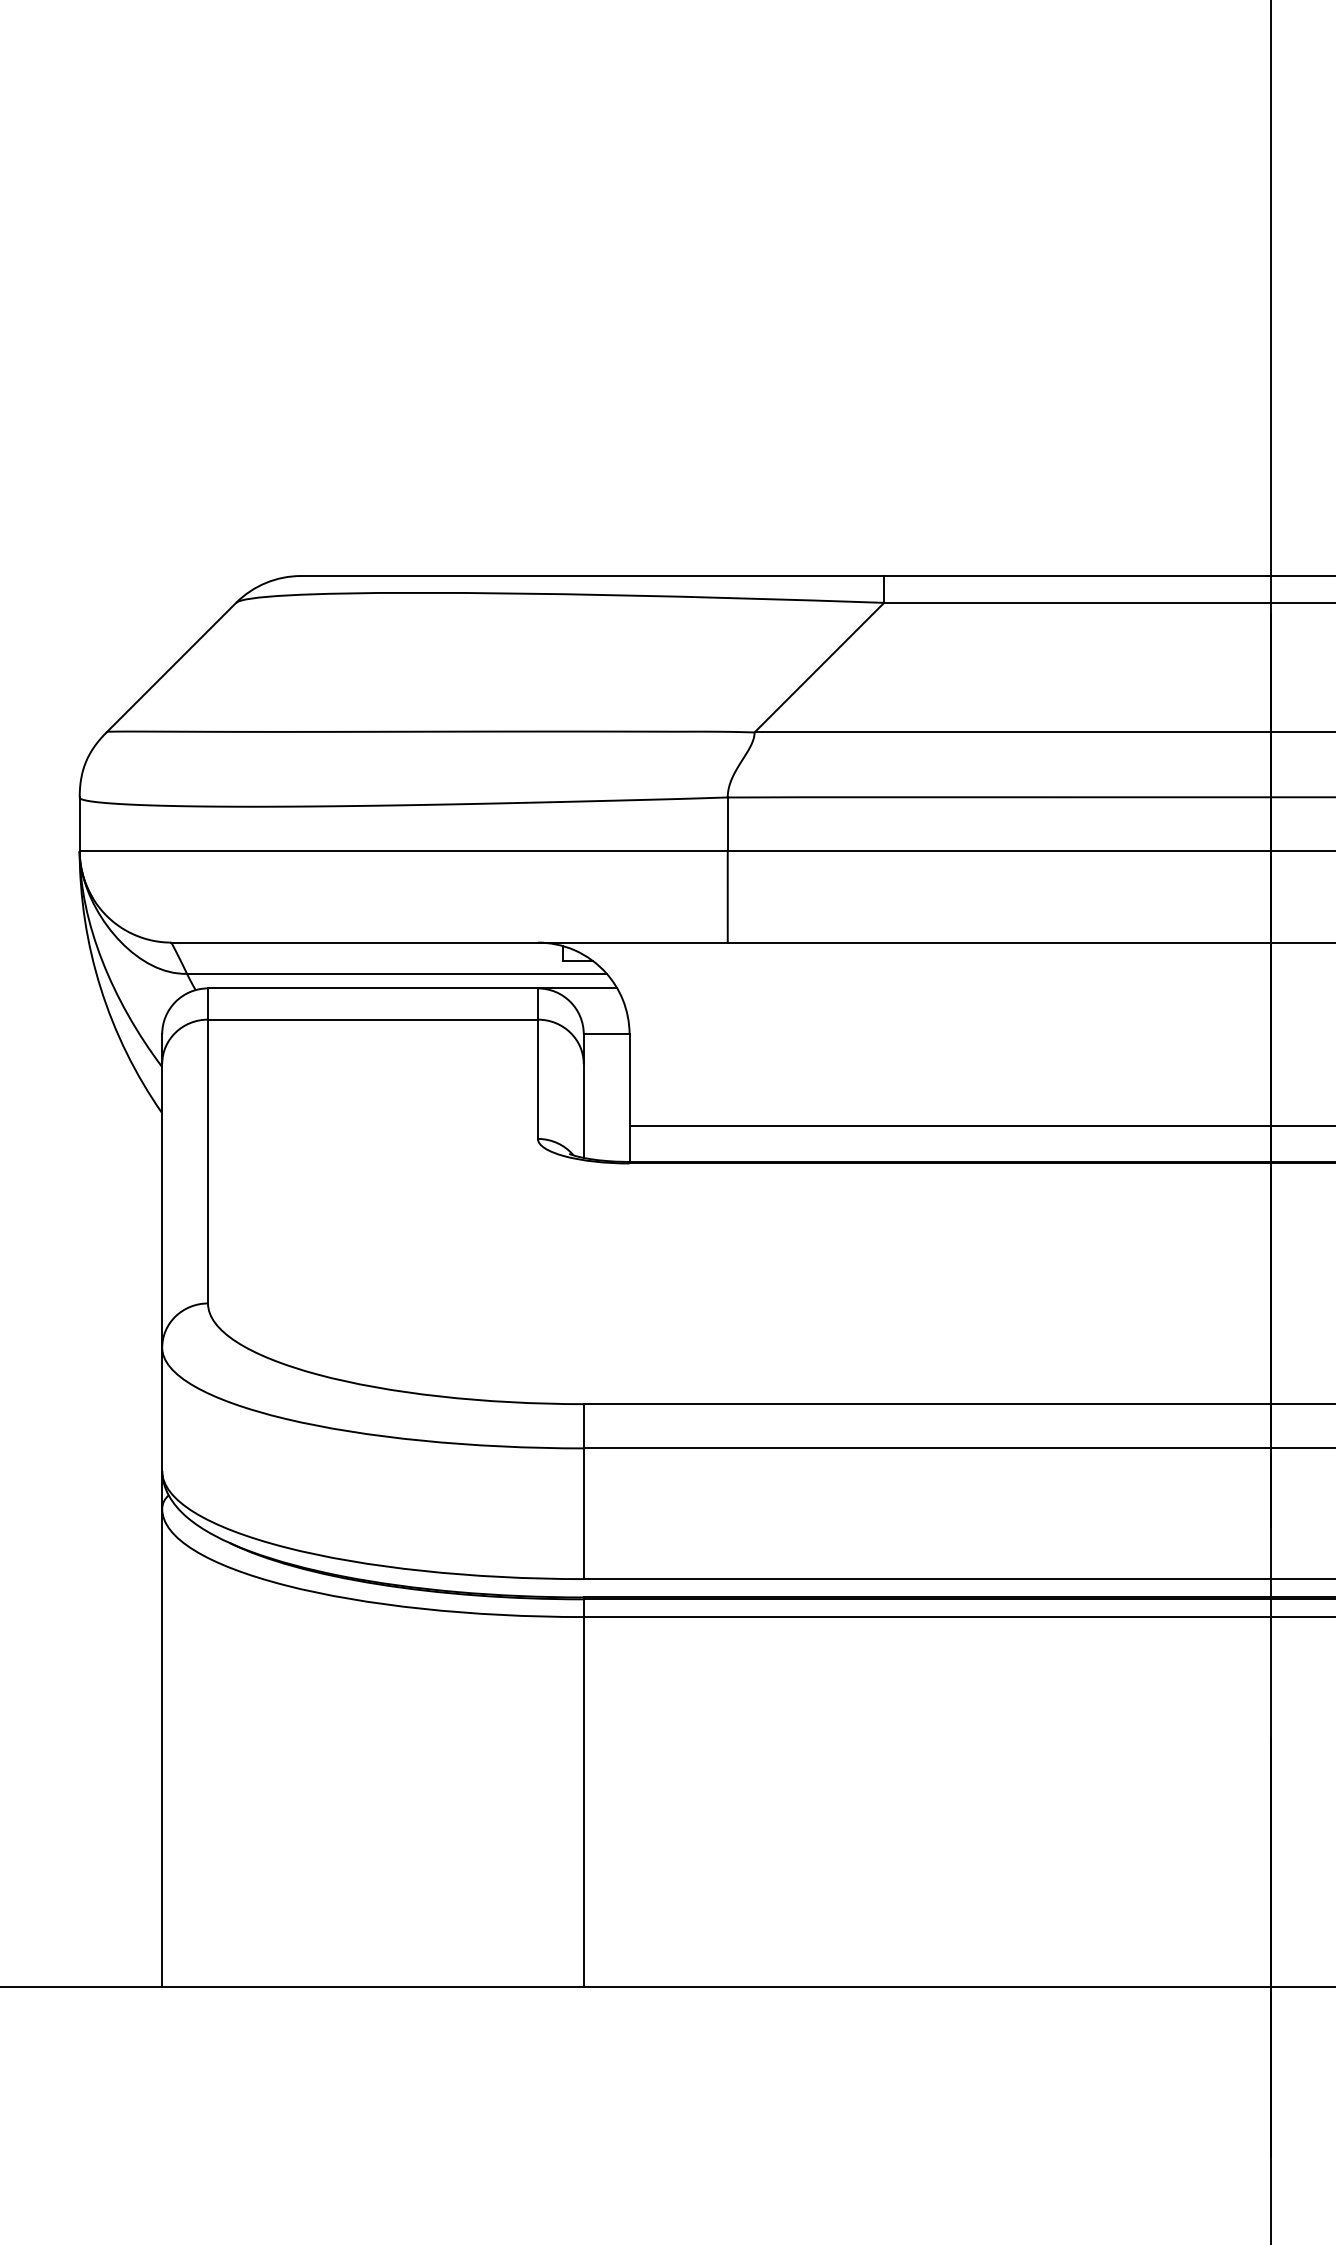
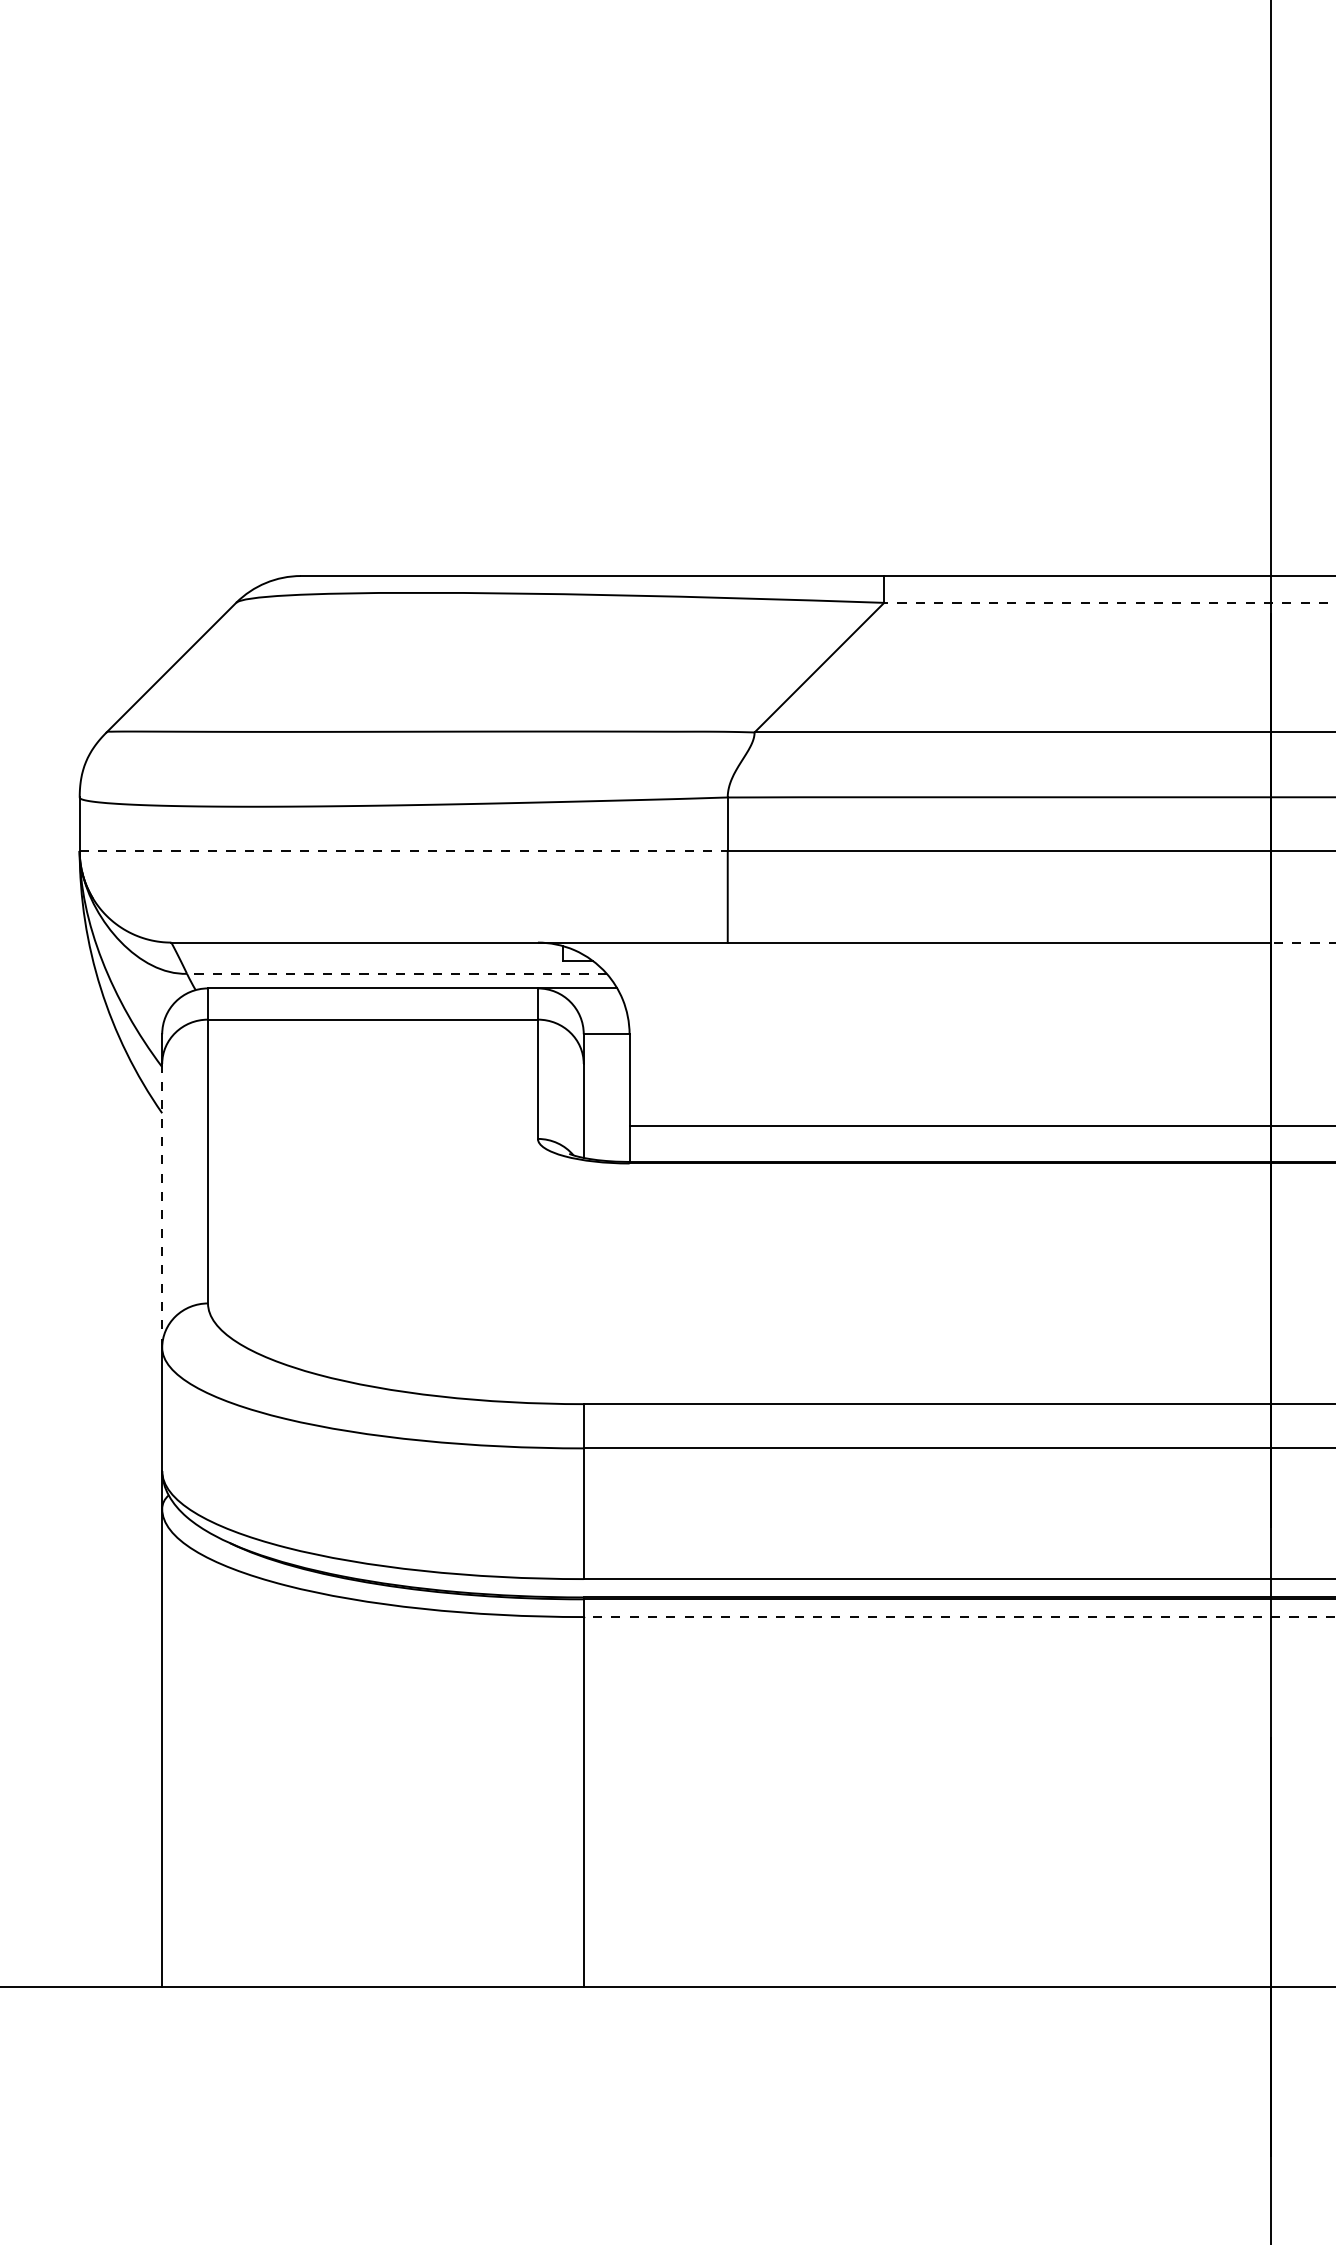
line: solid -> dashed (1109, 602)
line: solid -> dashed (404, 850)
line: solid -> dashed (1303, 942)
line: solid -> dashed (396, 973)
line: solid -> dashed (162, 1205)
line: solid -> dashed (959, 1617)
